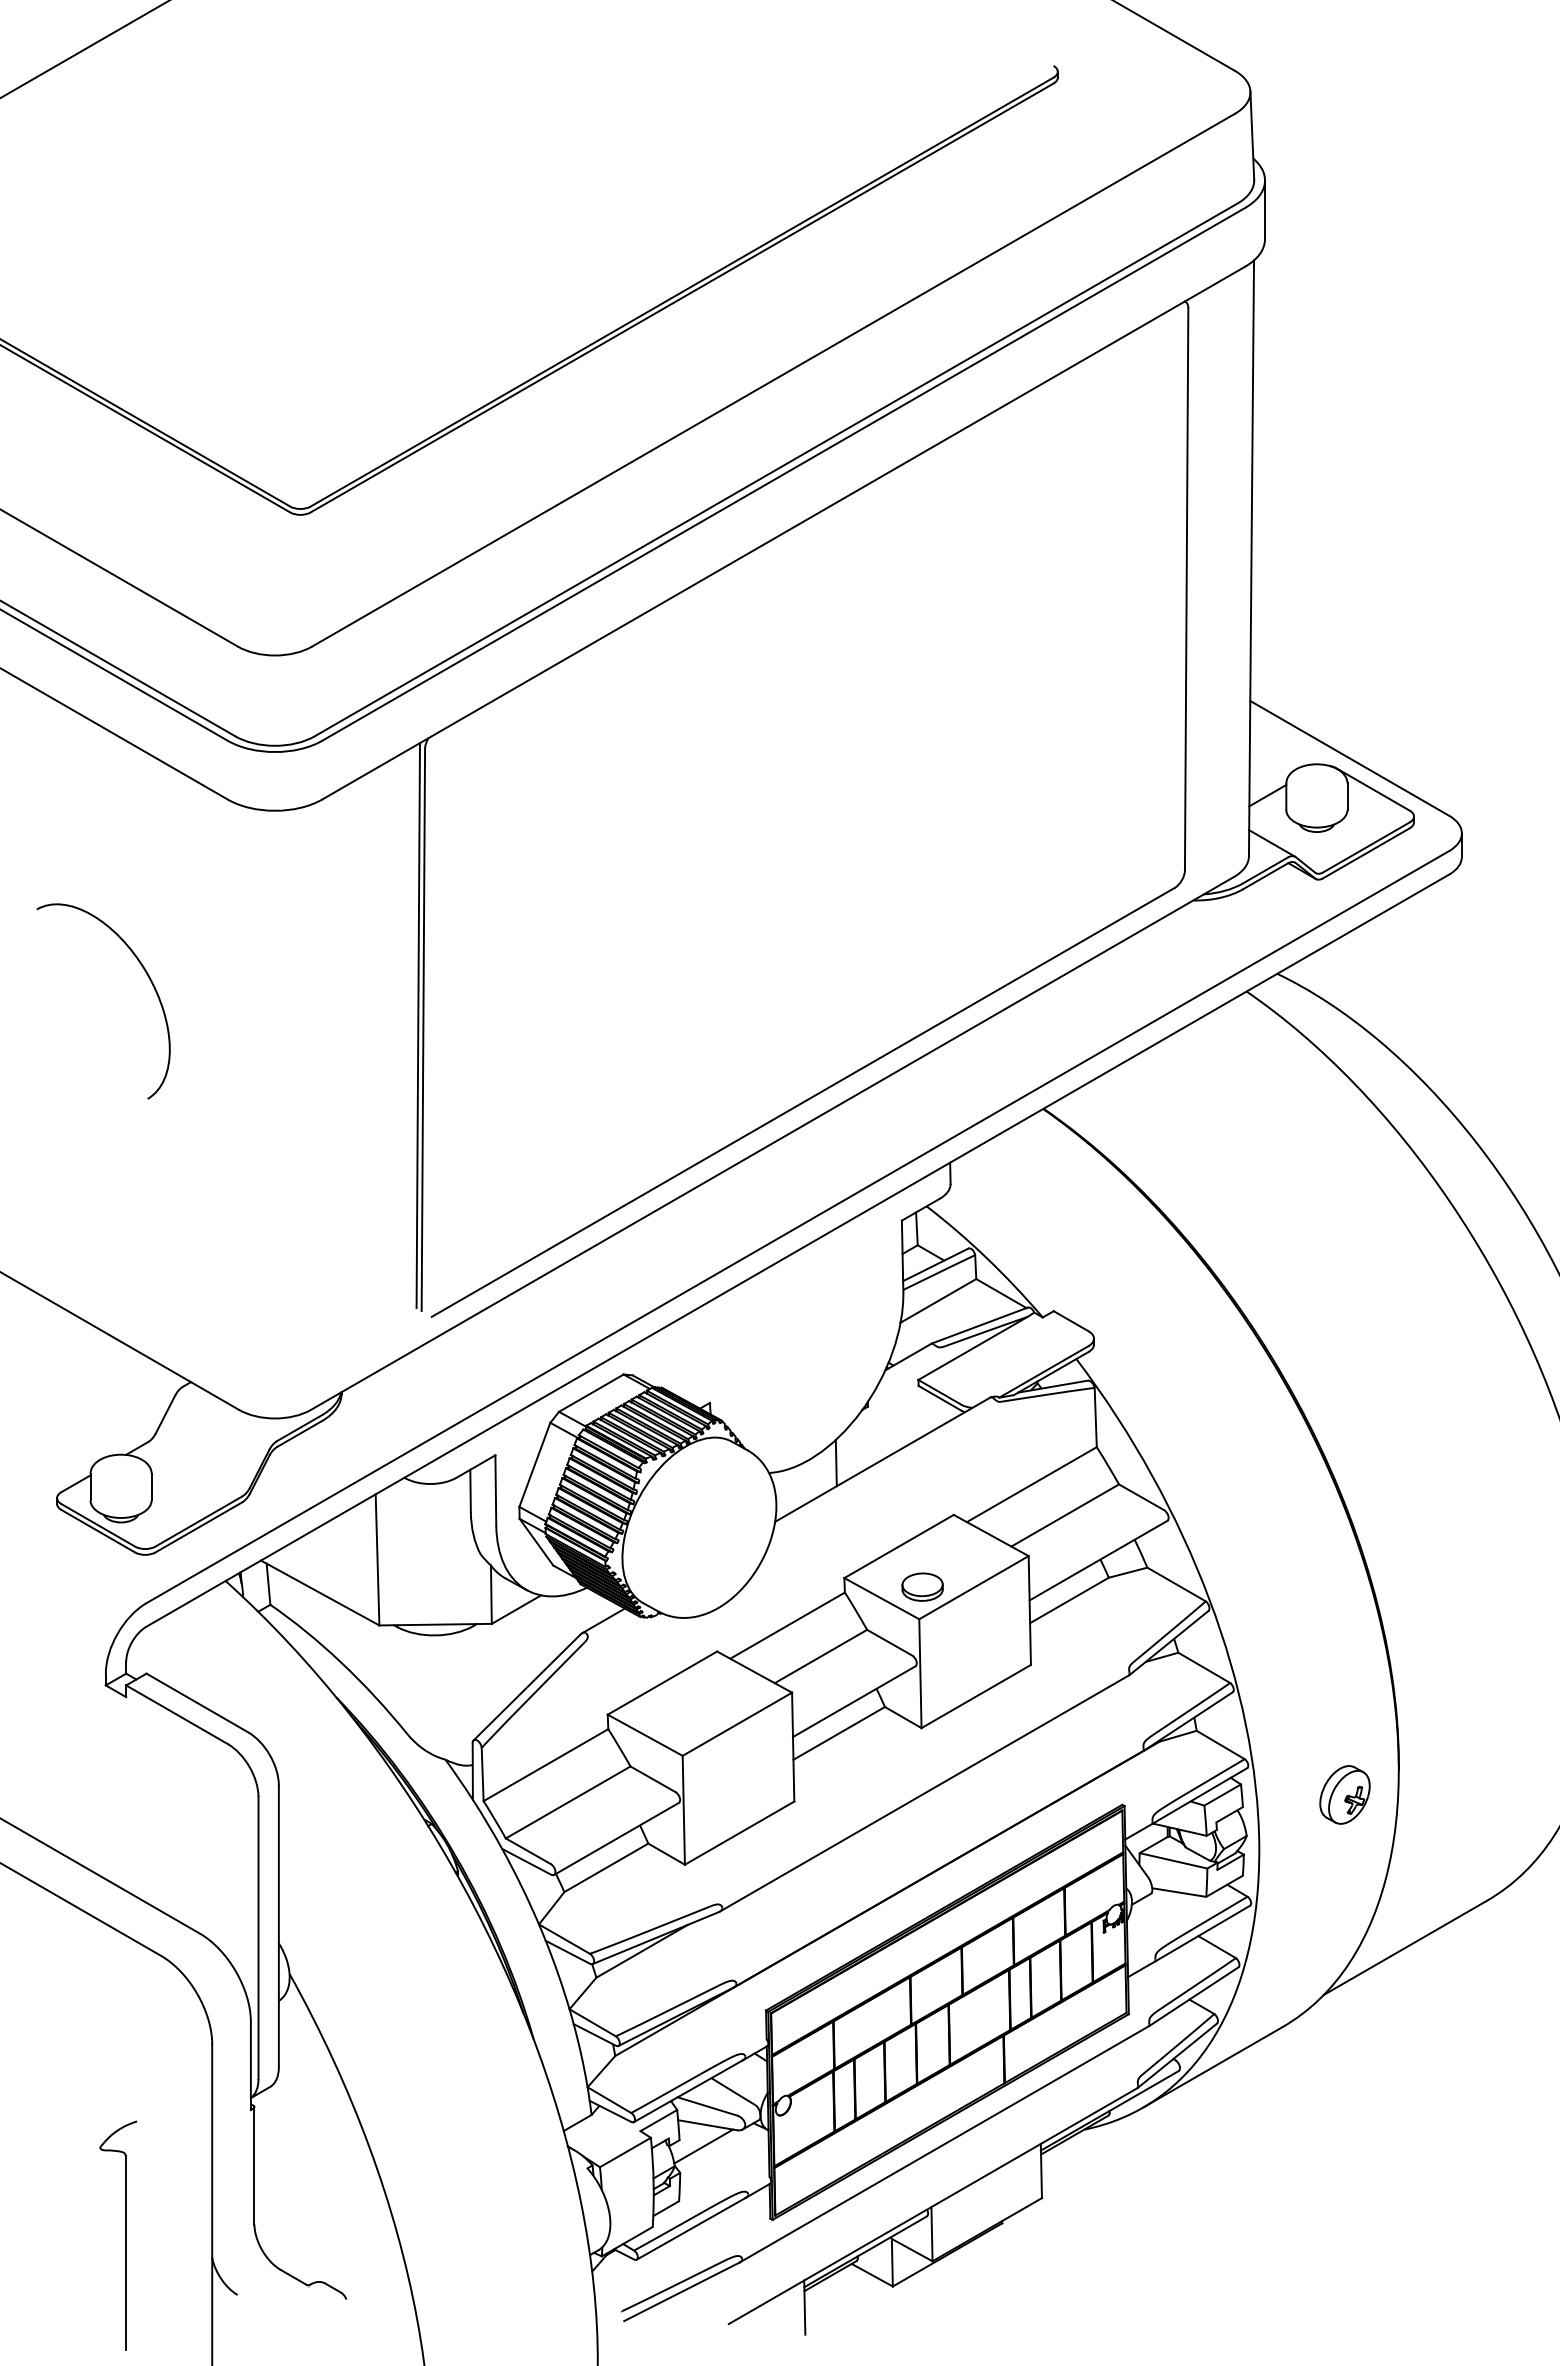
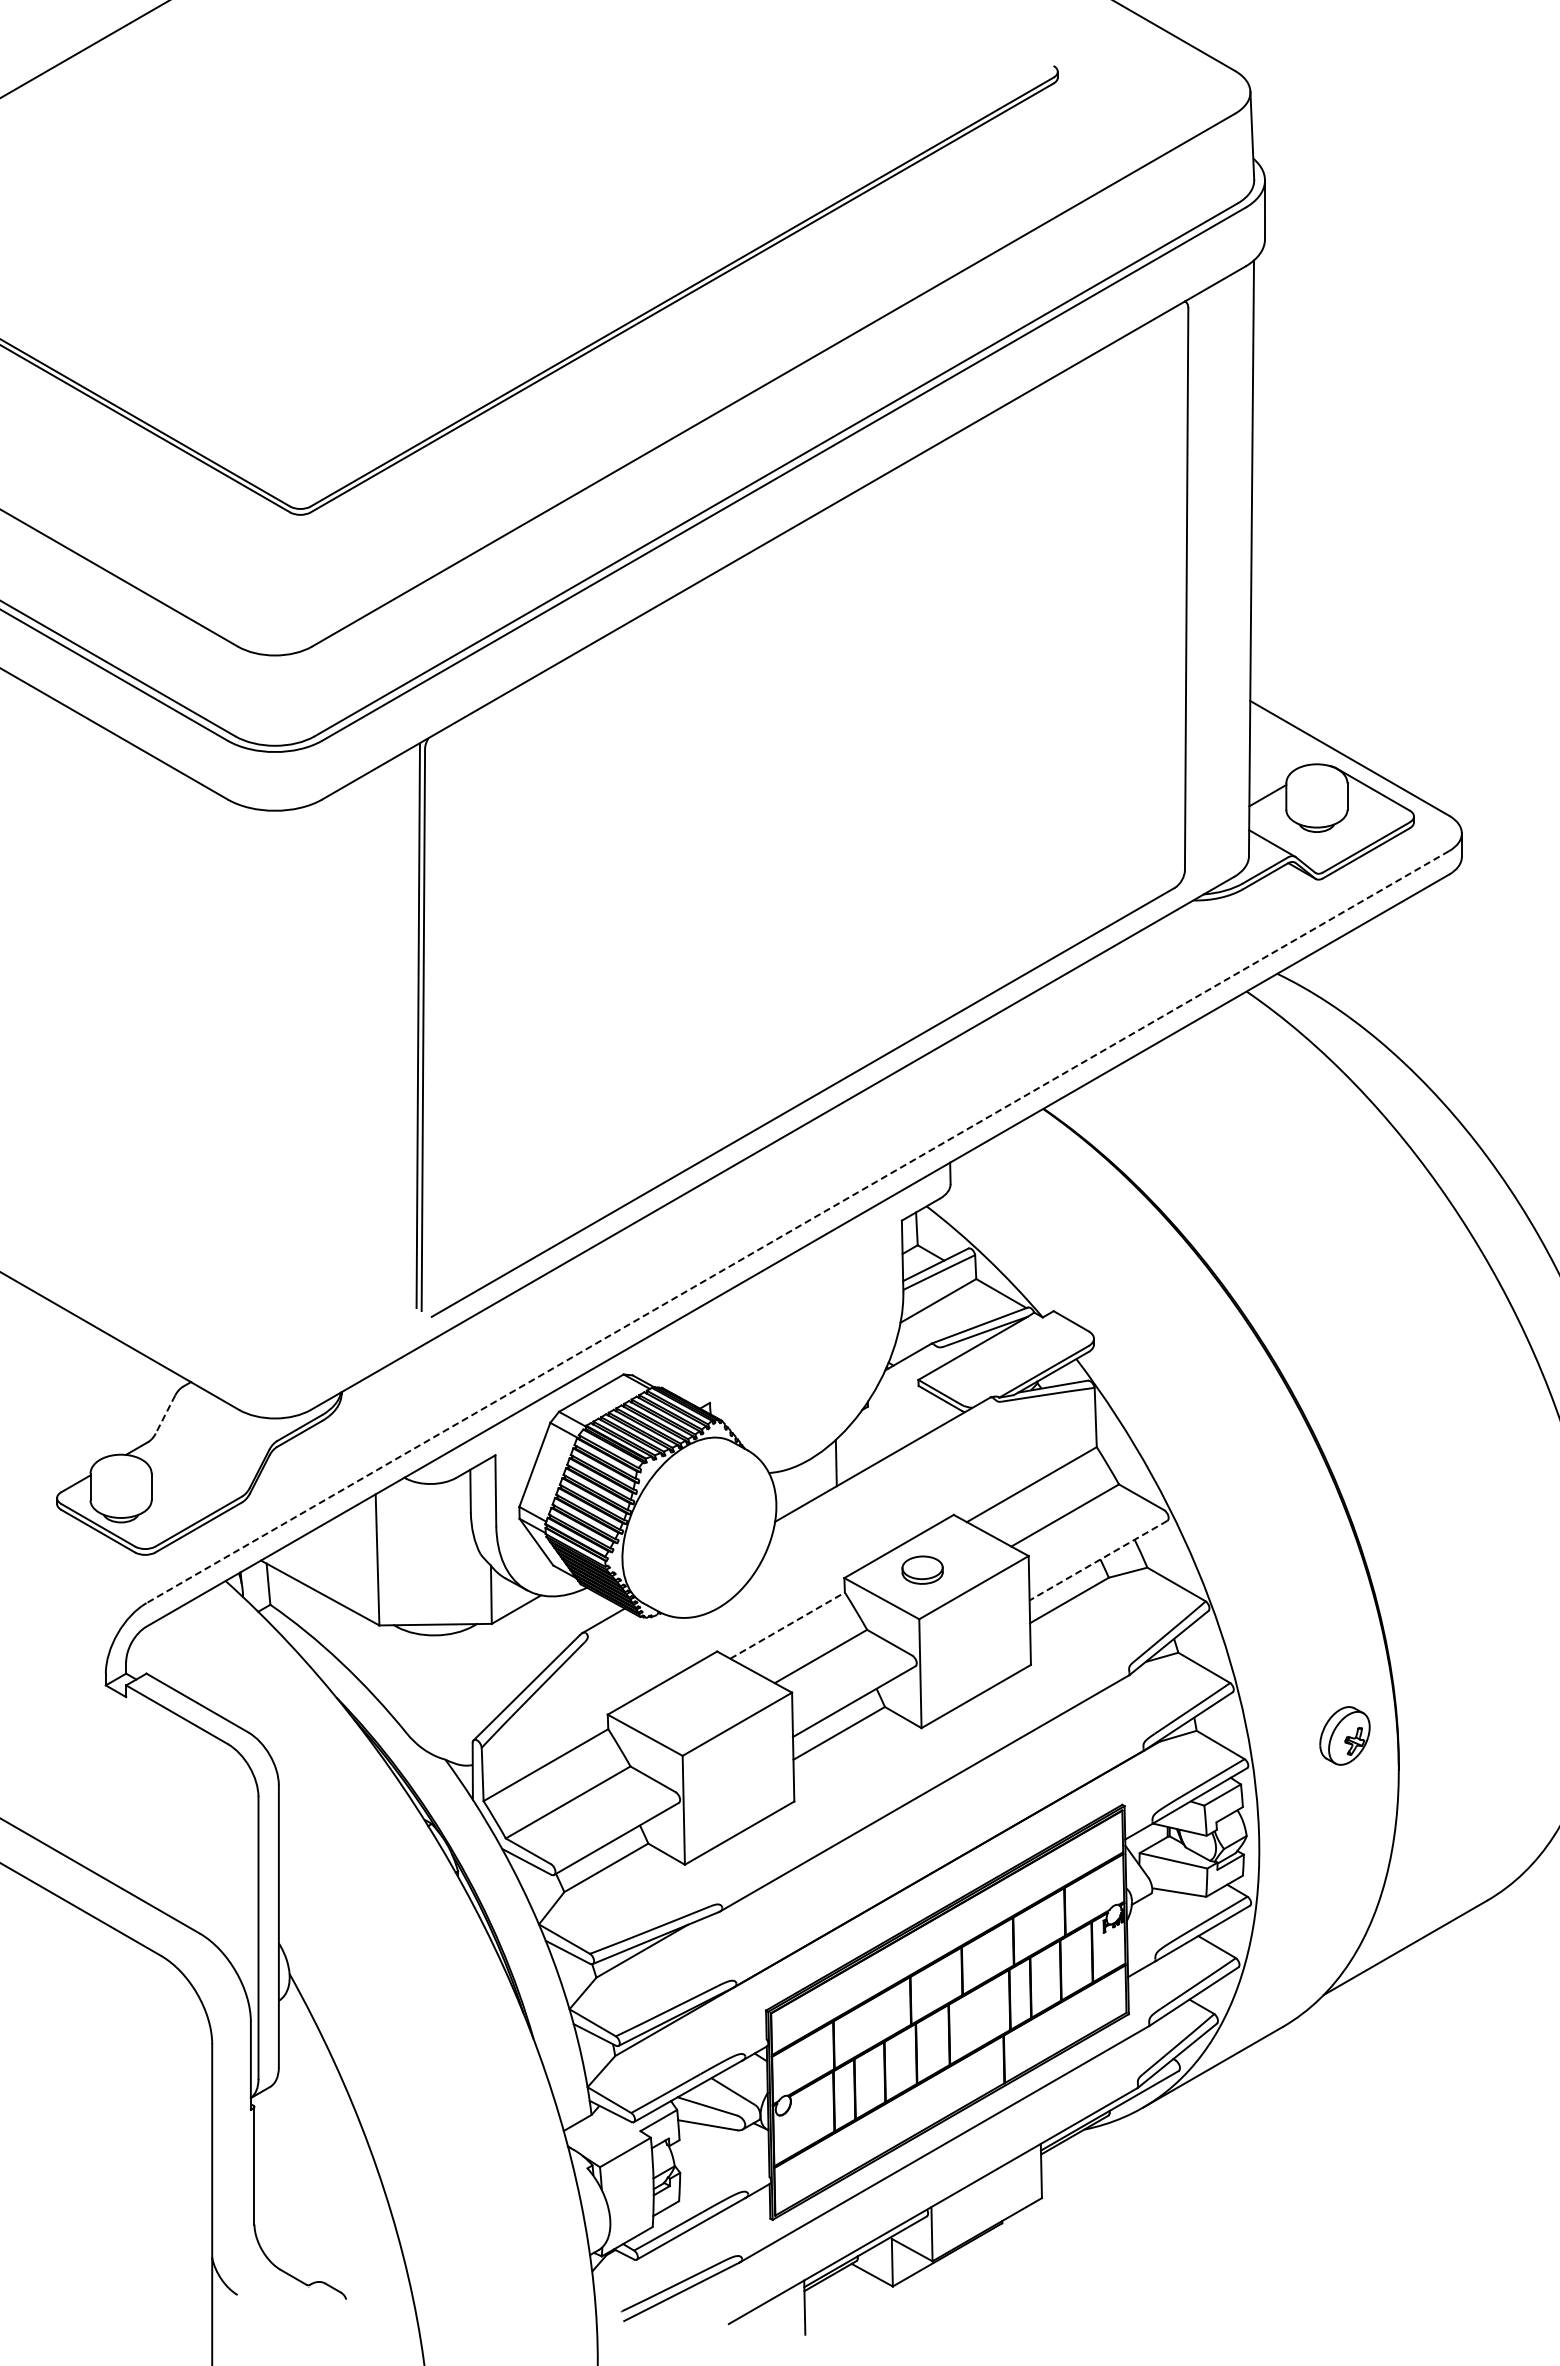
curve: present -> none (148, 978)
line: solid -> dashed (797, 1227)
line: solid -> dashed (165, 1414)
line: solid -> dashed (1098, 1560)
part position: (922, 1586) -> (922, 1569) (922, 1569)
line: solid -> dashed (788, 1625)
part position: (1344, 1794) -> (1344, 1735) (1344, 1735)
line: present -> none (703, 2146)
part: present -> none (125, 2235)
